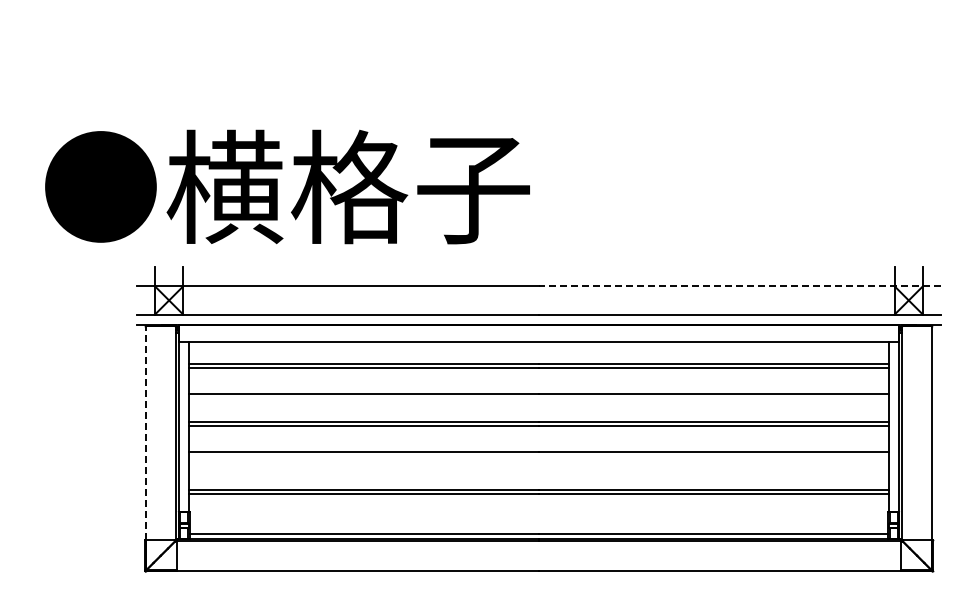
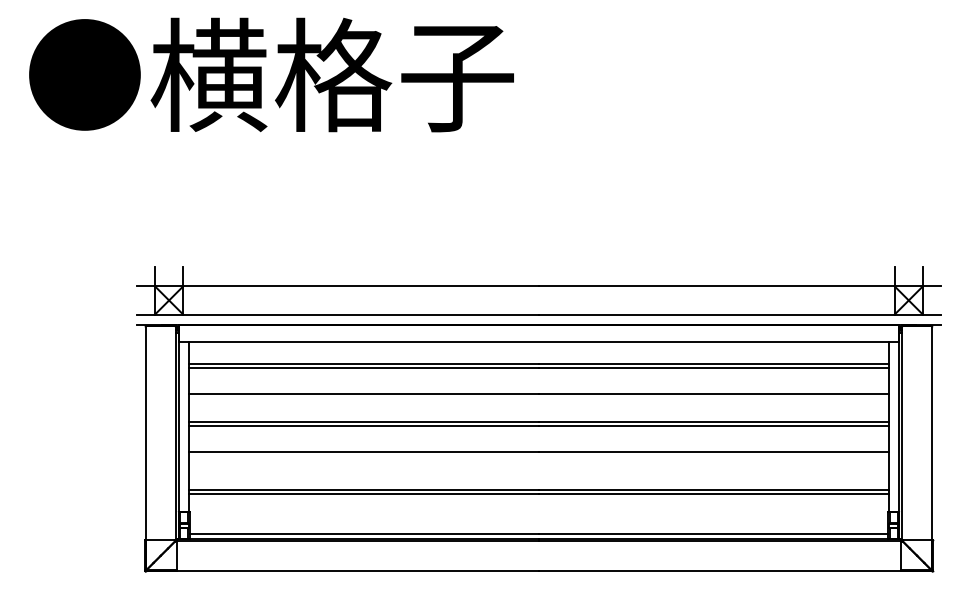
text position: (287, 186) -> (271, 74) (271, 74)
line: dashed -> solid (739, 286)
line: dashed -> solid (145, 433)
